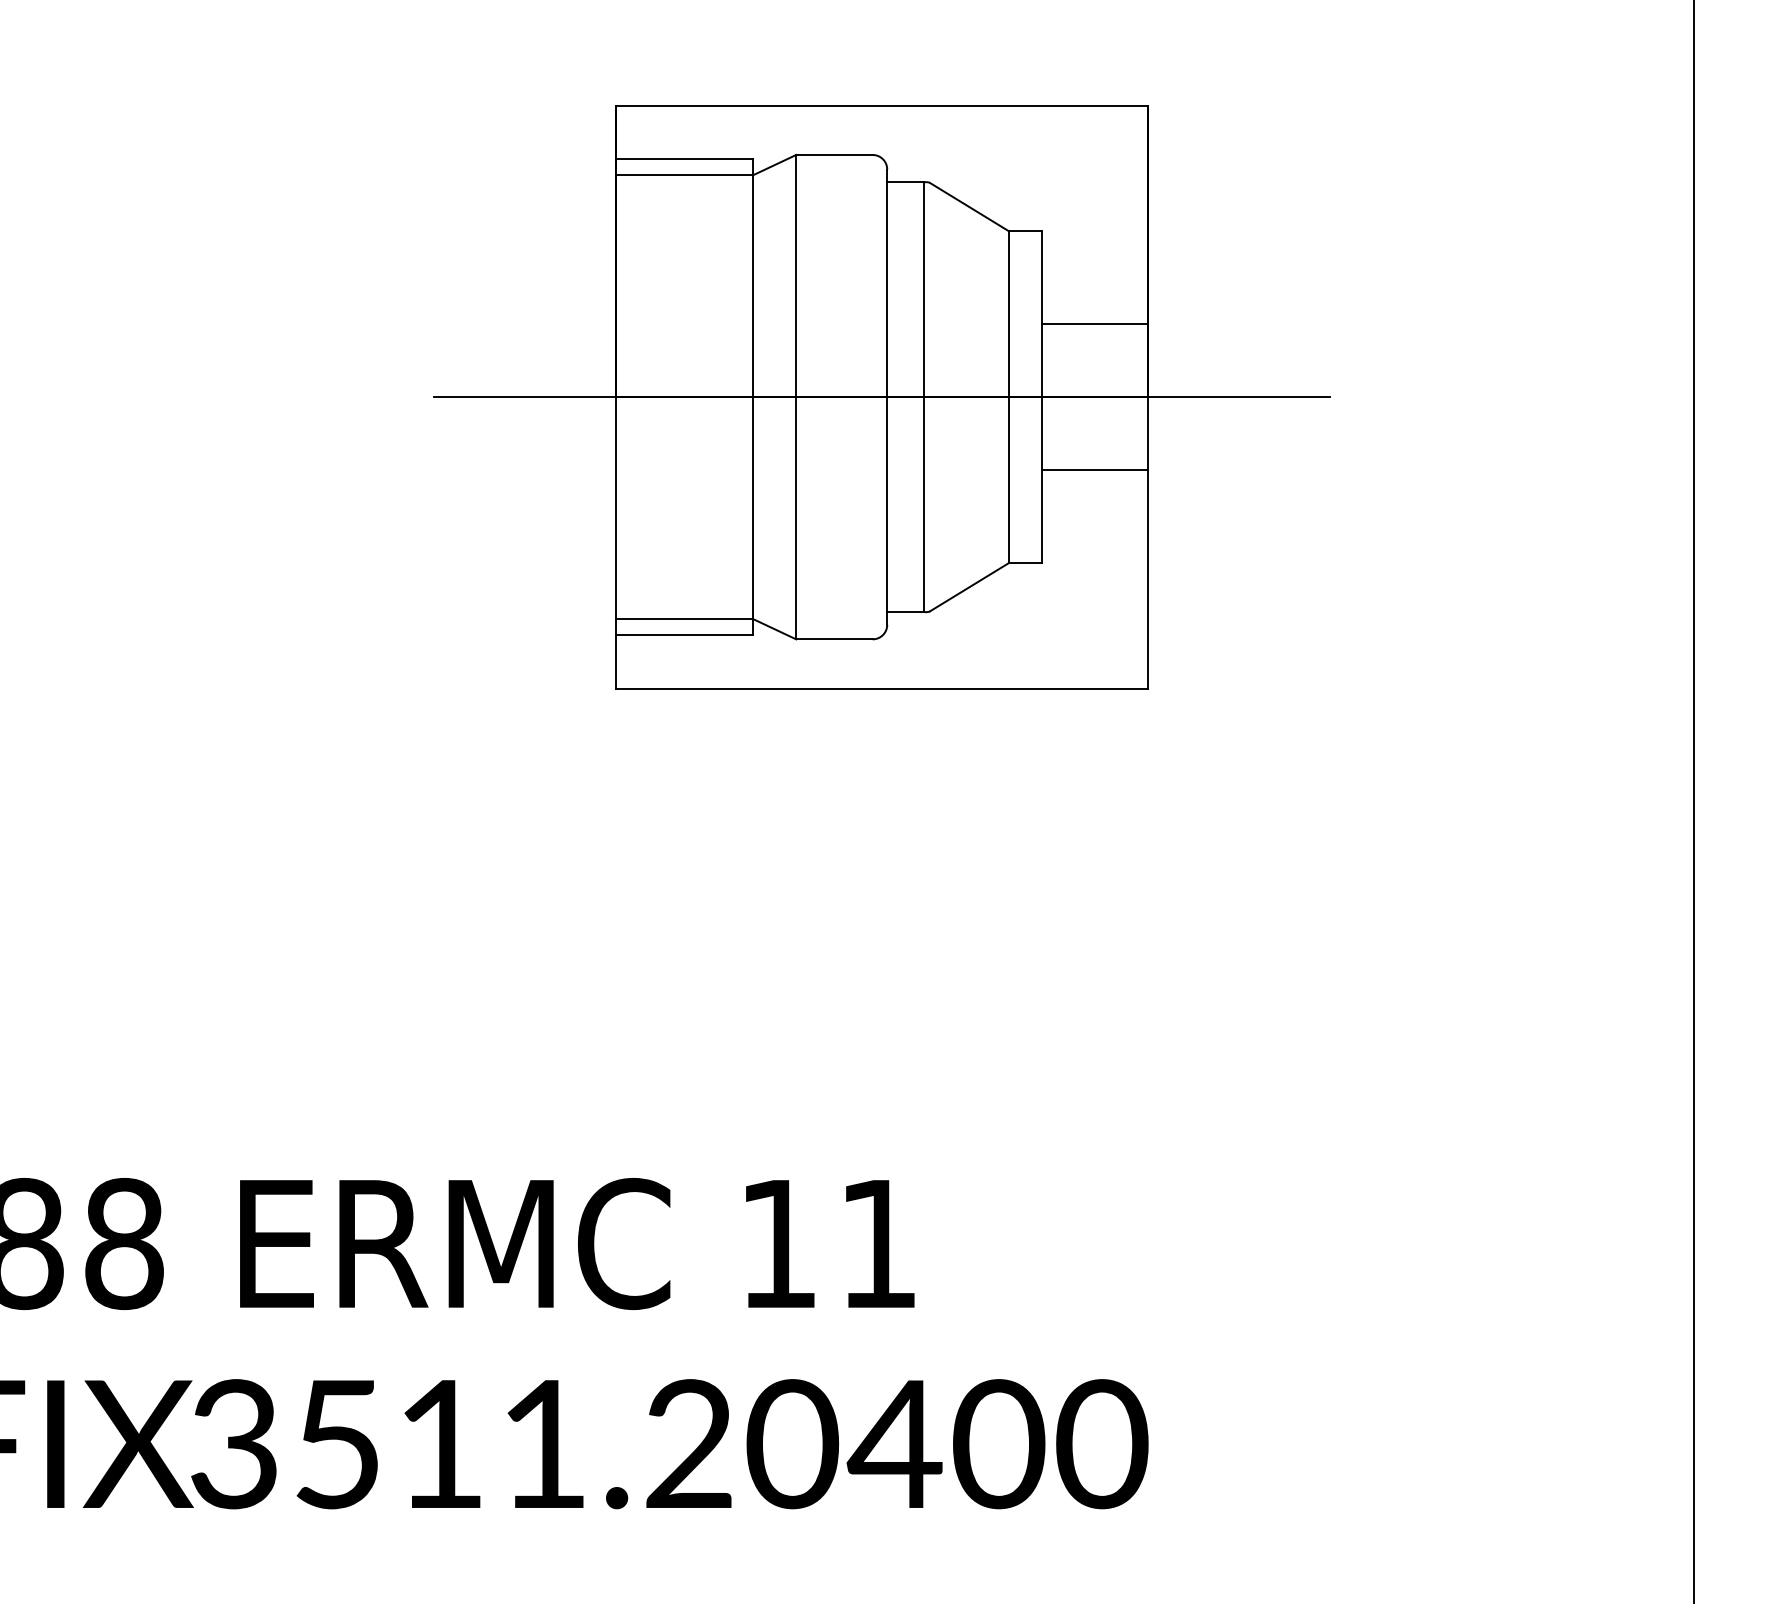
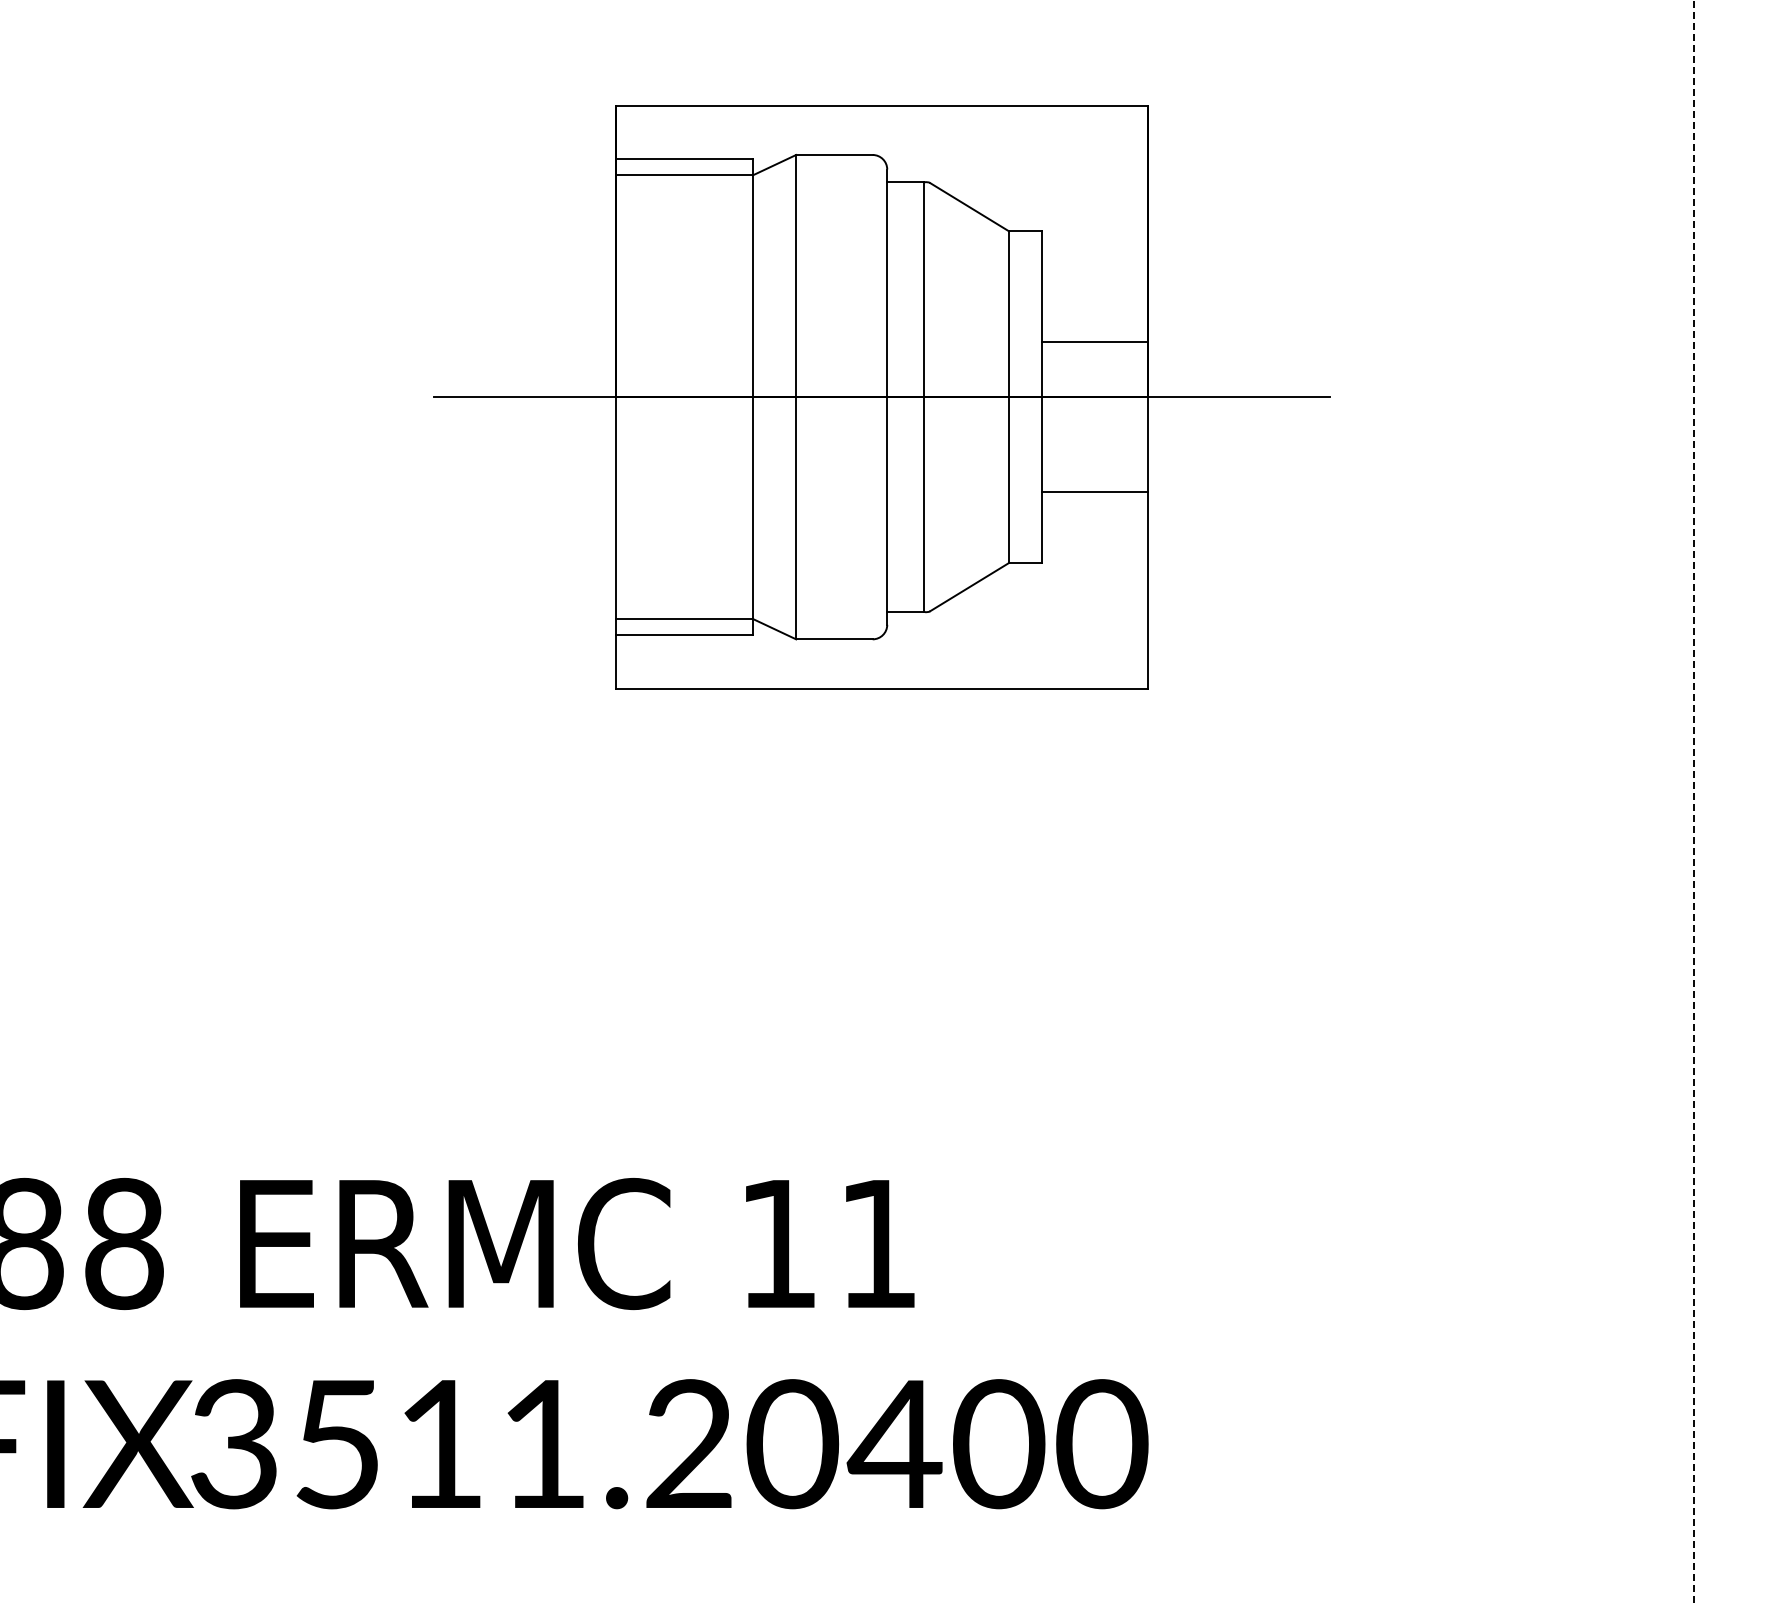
line position: (1094, 324) -> (1094, 342) (1094, 342)
line position: (1094, 470) -> (1094, 492) (1094, 492)
line: solid -> dashed (1693, 801)
